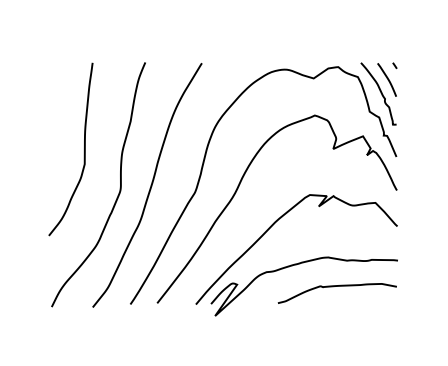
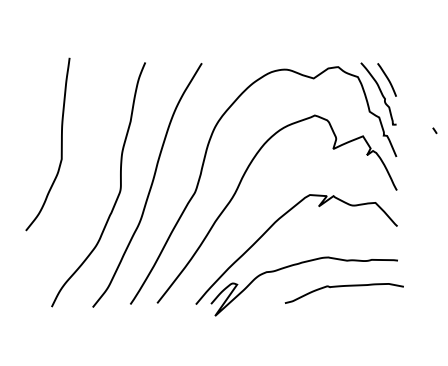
line position: (394, 65) -> (434, 130) (434, 130)
curve position: (83, 151) -> (60, 146) (60, 146)
curve position: (333, 287) -> (340, 287) (340, 287)
